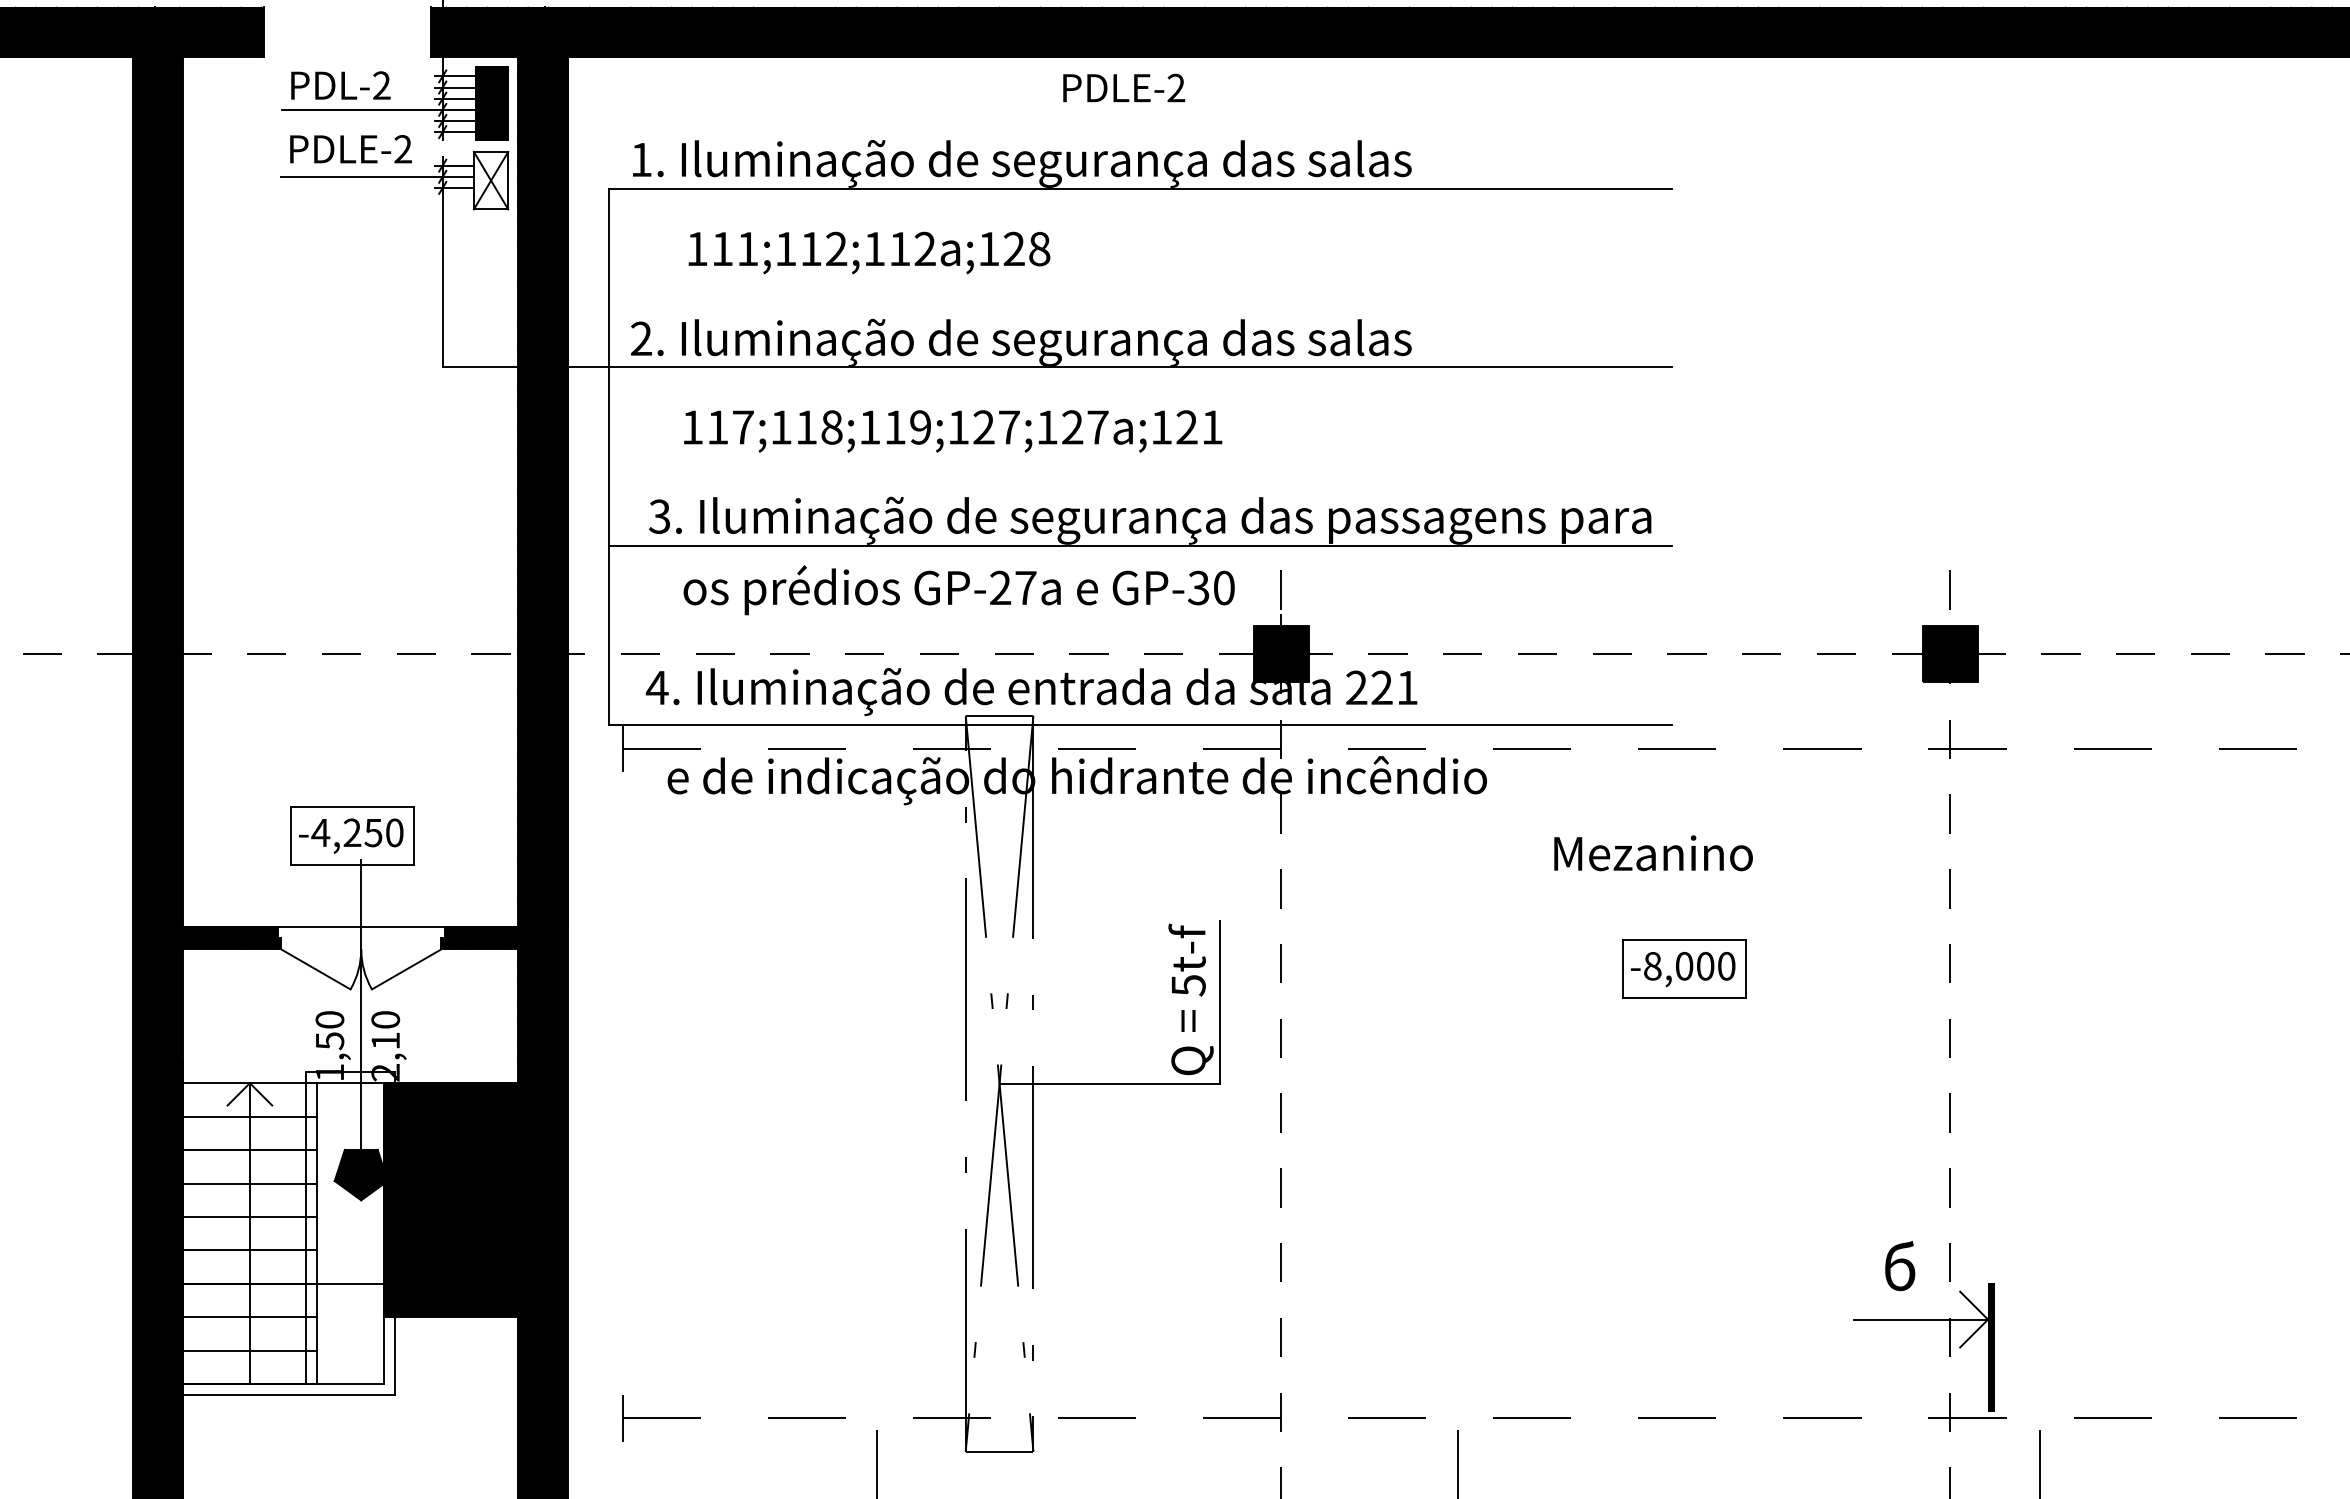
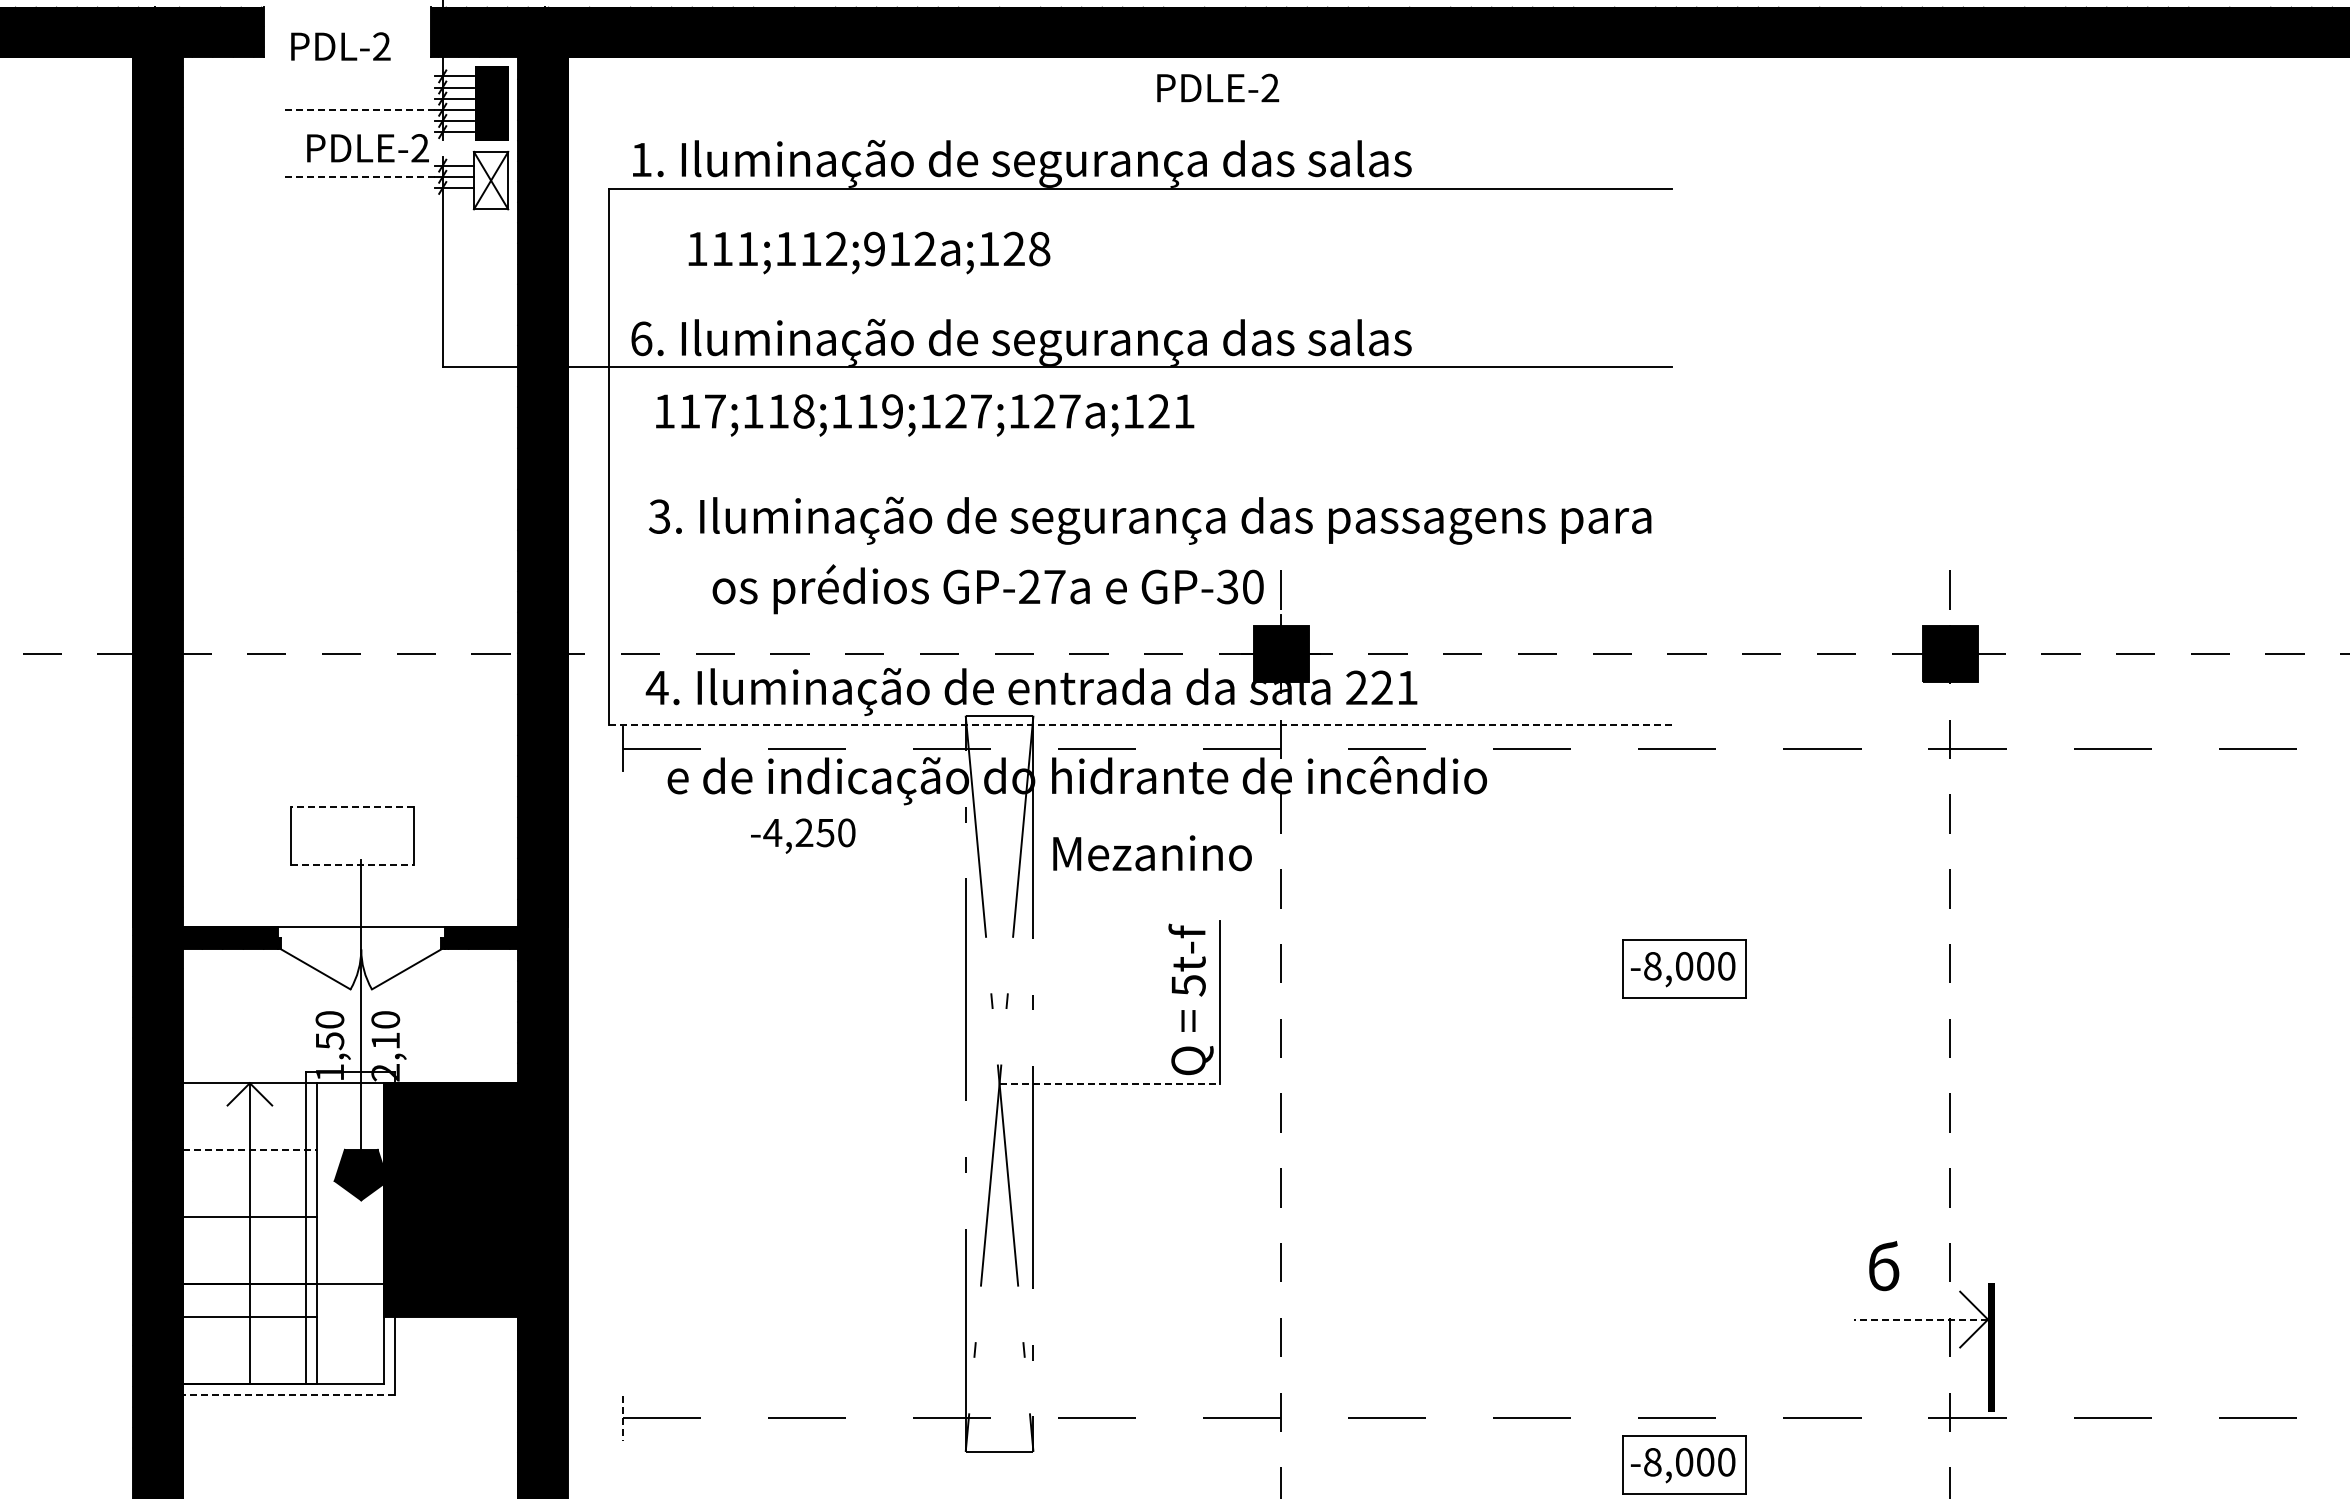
text position: (340, 85) -> (340, 46) (340, 46)
text position: (1124, 87) -> (1218, 87) (1218, 87)
line: solid -> dashed (357, 109)
text position: (350, 149) -> (367, 148) (367, 148)
line: solid -> dashed (357, 176)
text: 111;112;112 -> 111;112;912 (874, 248)
text: 2. -> 6. (641, 338)
text position: (953, 431) -> (925, 415) (925, 415)
line: present -> none (1140, 545)
text position: (958, 590) -> (987, 589) (987, 589)
line: solid -> dashed (1140, 724)
line: solid -> dashed (352, 806)
text position: (351, 835) -> (803, 835) (803, 835)
text position: (1653, 853) -> (1152, 853) (1152, 853)
line: solid -> dashed (352, 864)
line: solid -> dashed (1109, 1083)
line: present -> none (249, 1116)
line: solid -> dashed (249, 1150)
line: present -> none (249, 1183)
line: present -> none (249, 1250)
text position: (1900, 1266) -> (1884, 1266) (1884, 1266)
line: solid -> dashed (1921, 1319)
line: present -> none (249, 1350)
line: solid -> dashed (288, 1395)
line: solid -> dashed (623, 1418)
line: present -> none (876, 1462)
line: present -> none (1458, 1462)
line: present -> none (2039, 1462)
part: none -> present (1684, 1464)
